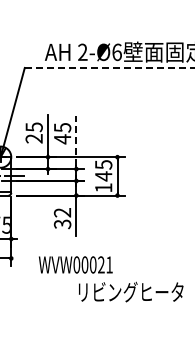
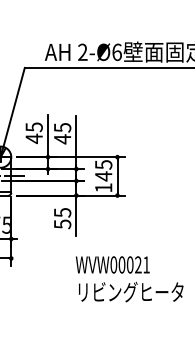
line: dashed -> solid (109, 67)
text: 25 -> 45 (33, 138)
line: dashed -> solid (76, 140)
text: 32 -> 55 (62, 218)
text position: (75, 264) -> (112, 264) (112, 264)
